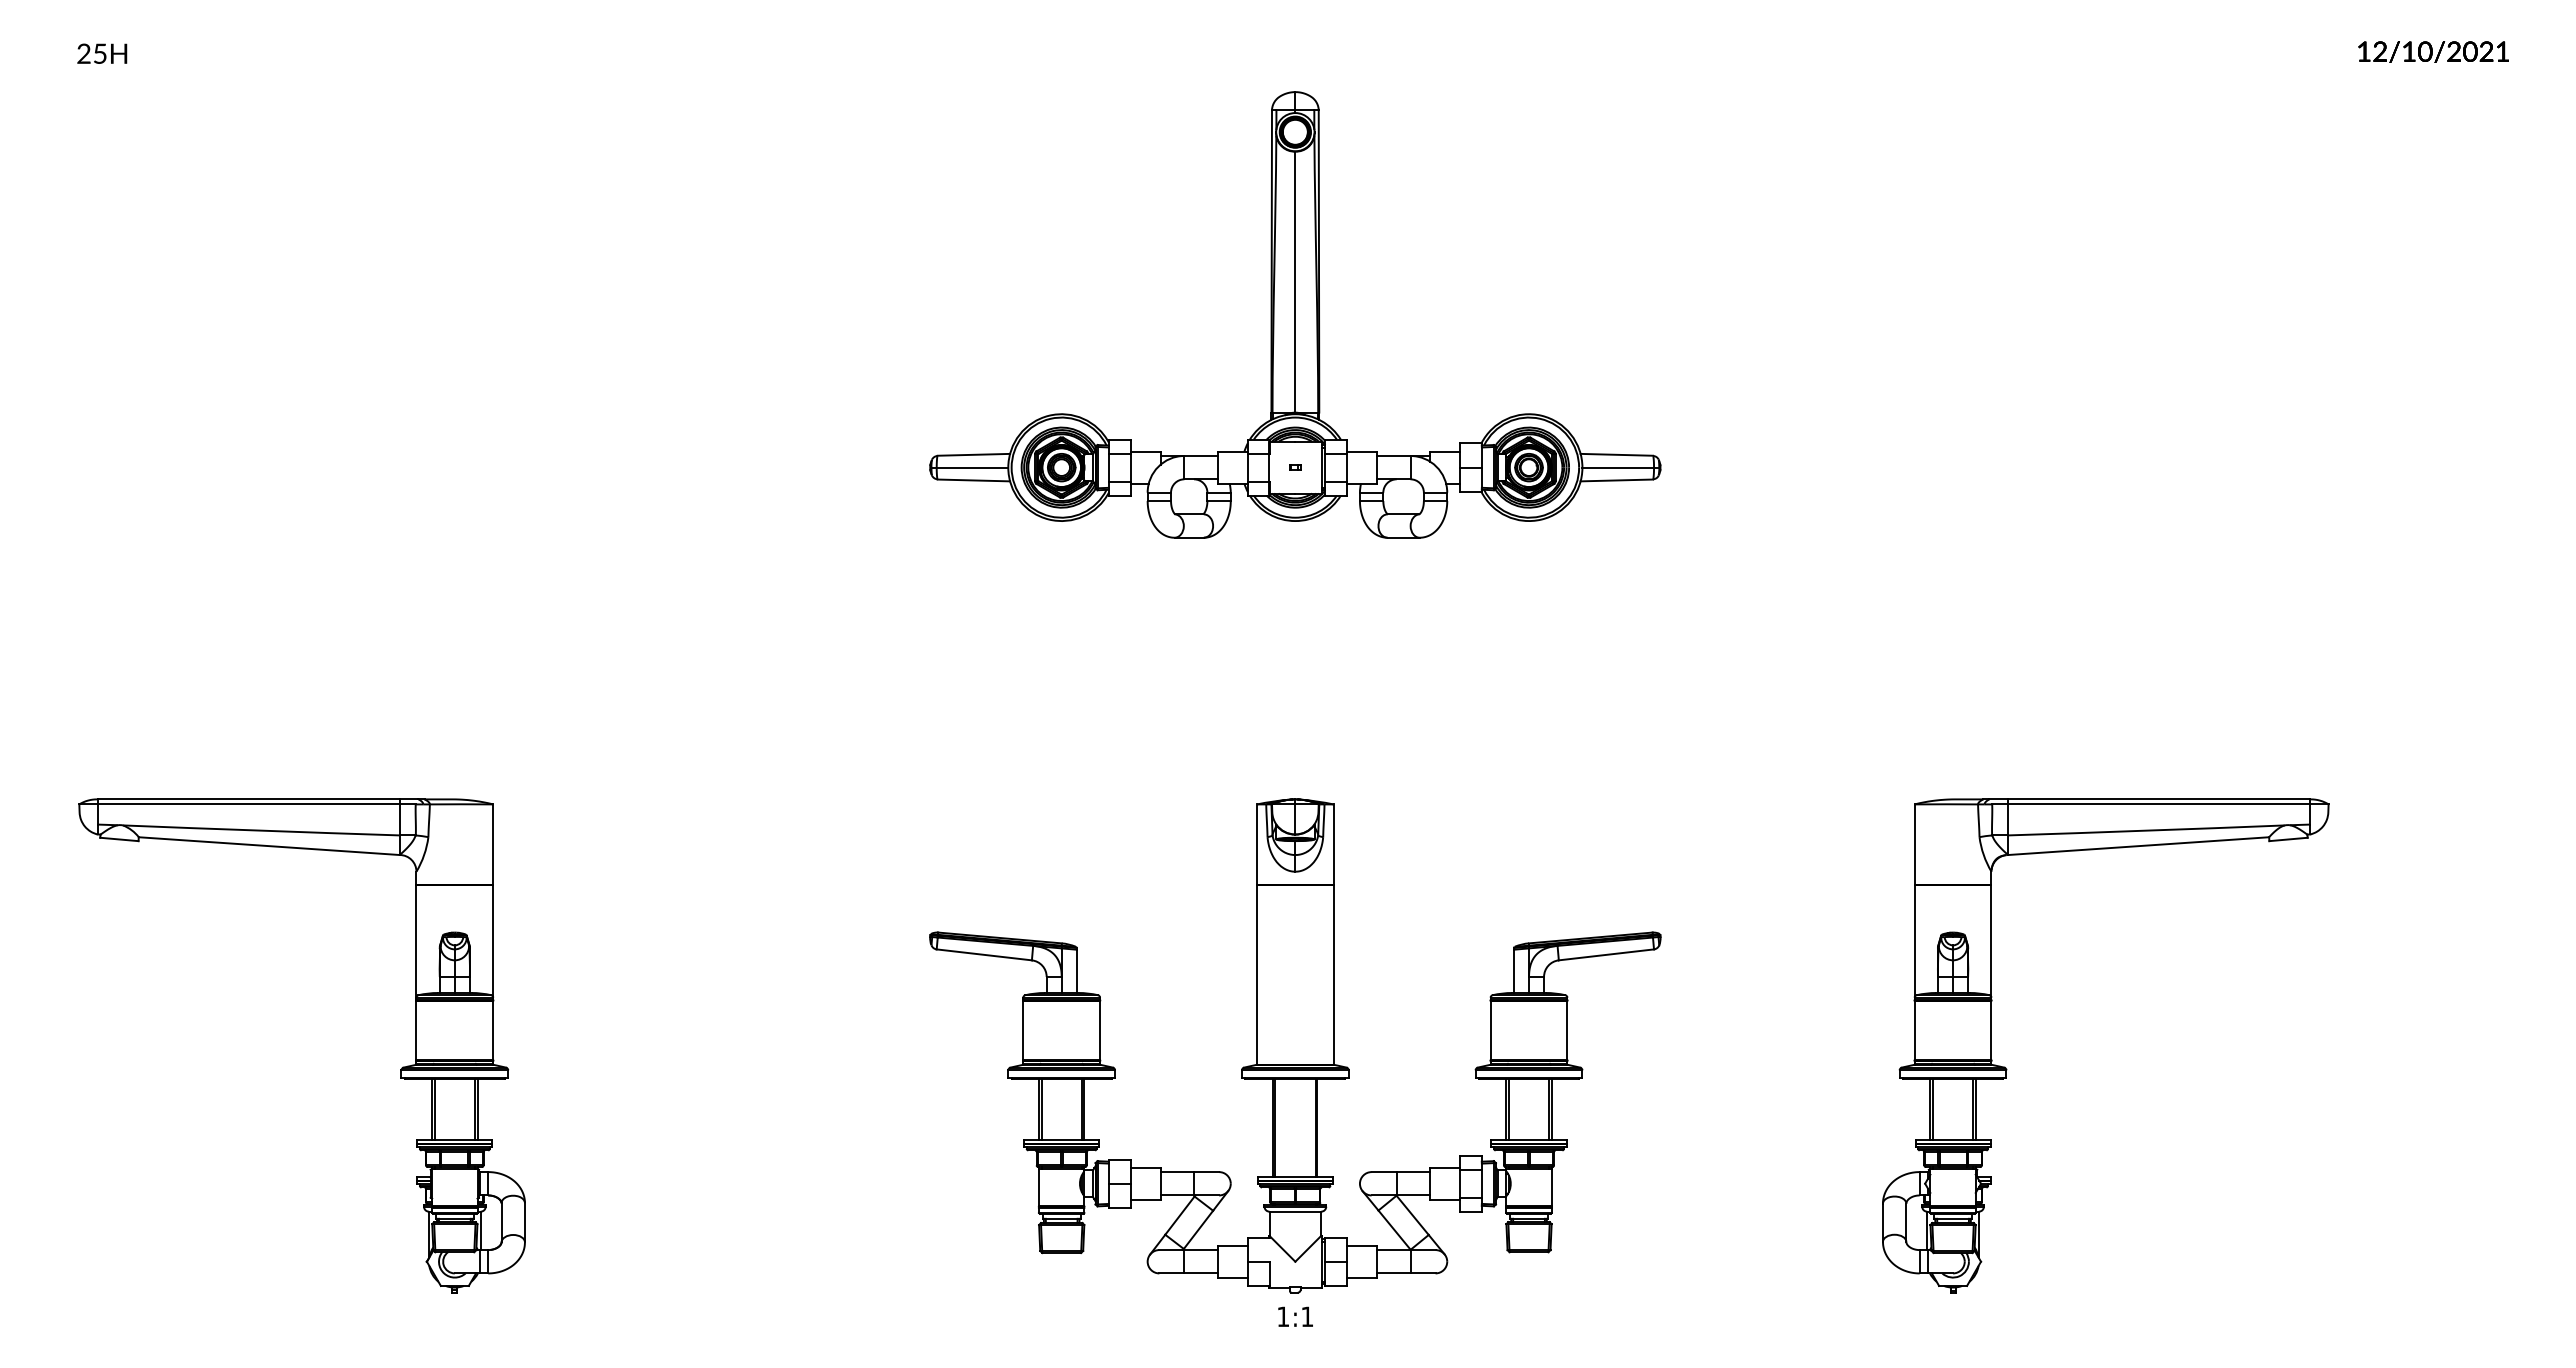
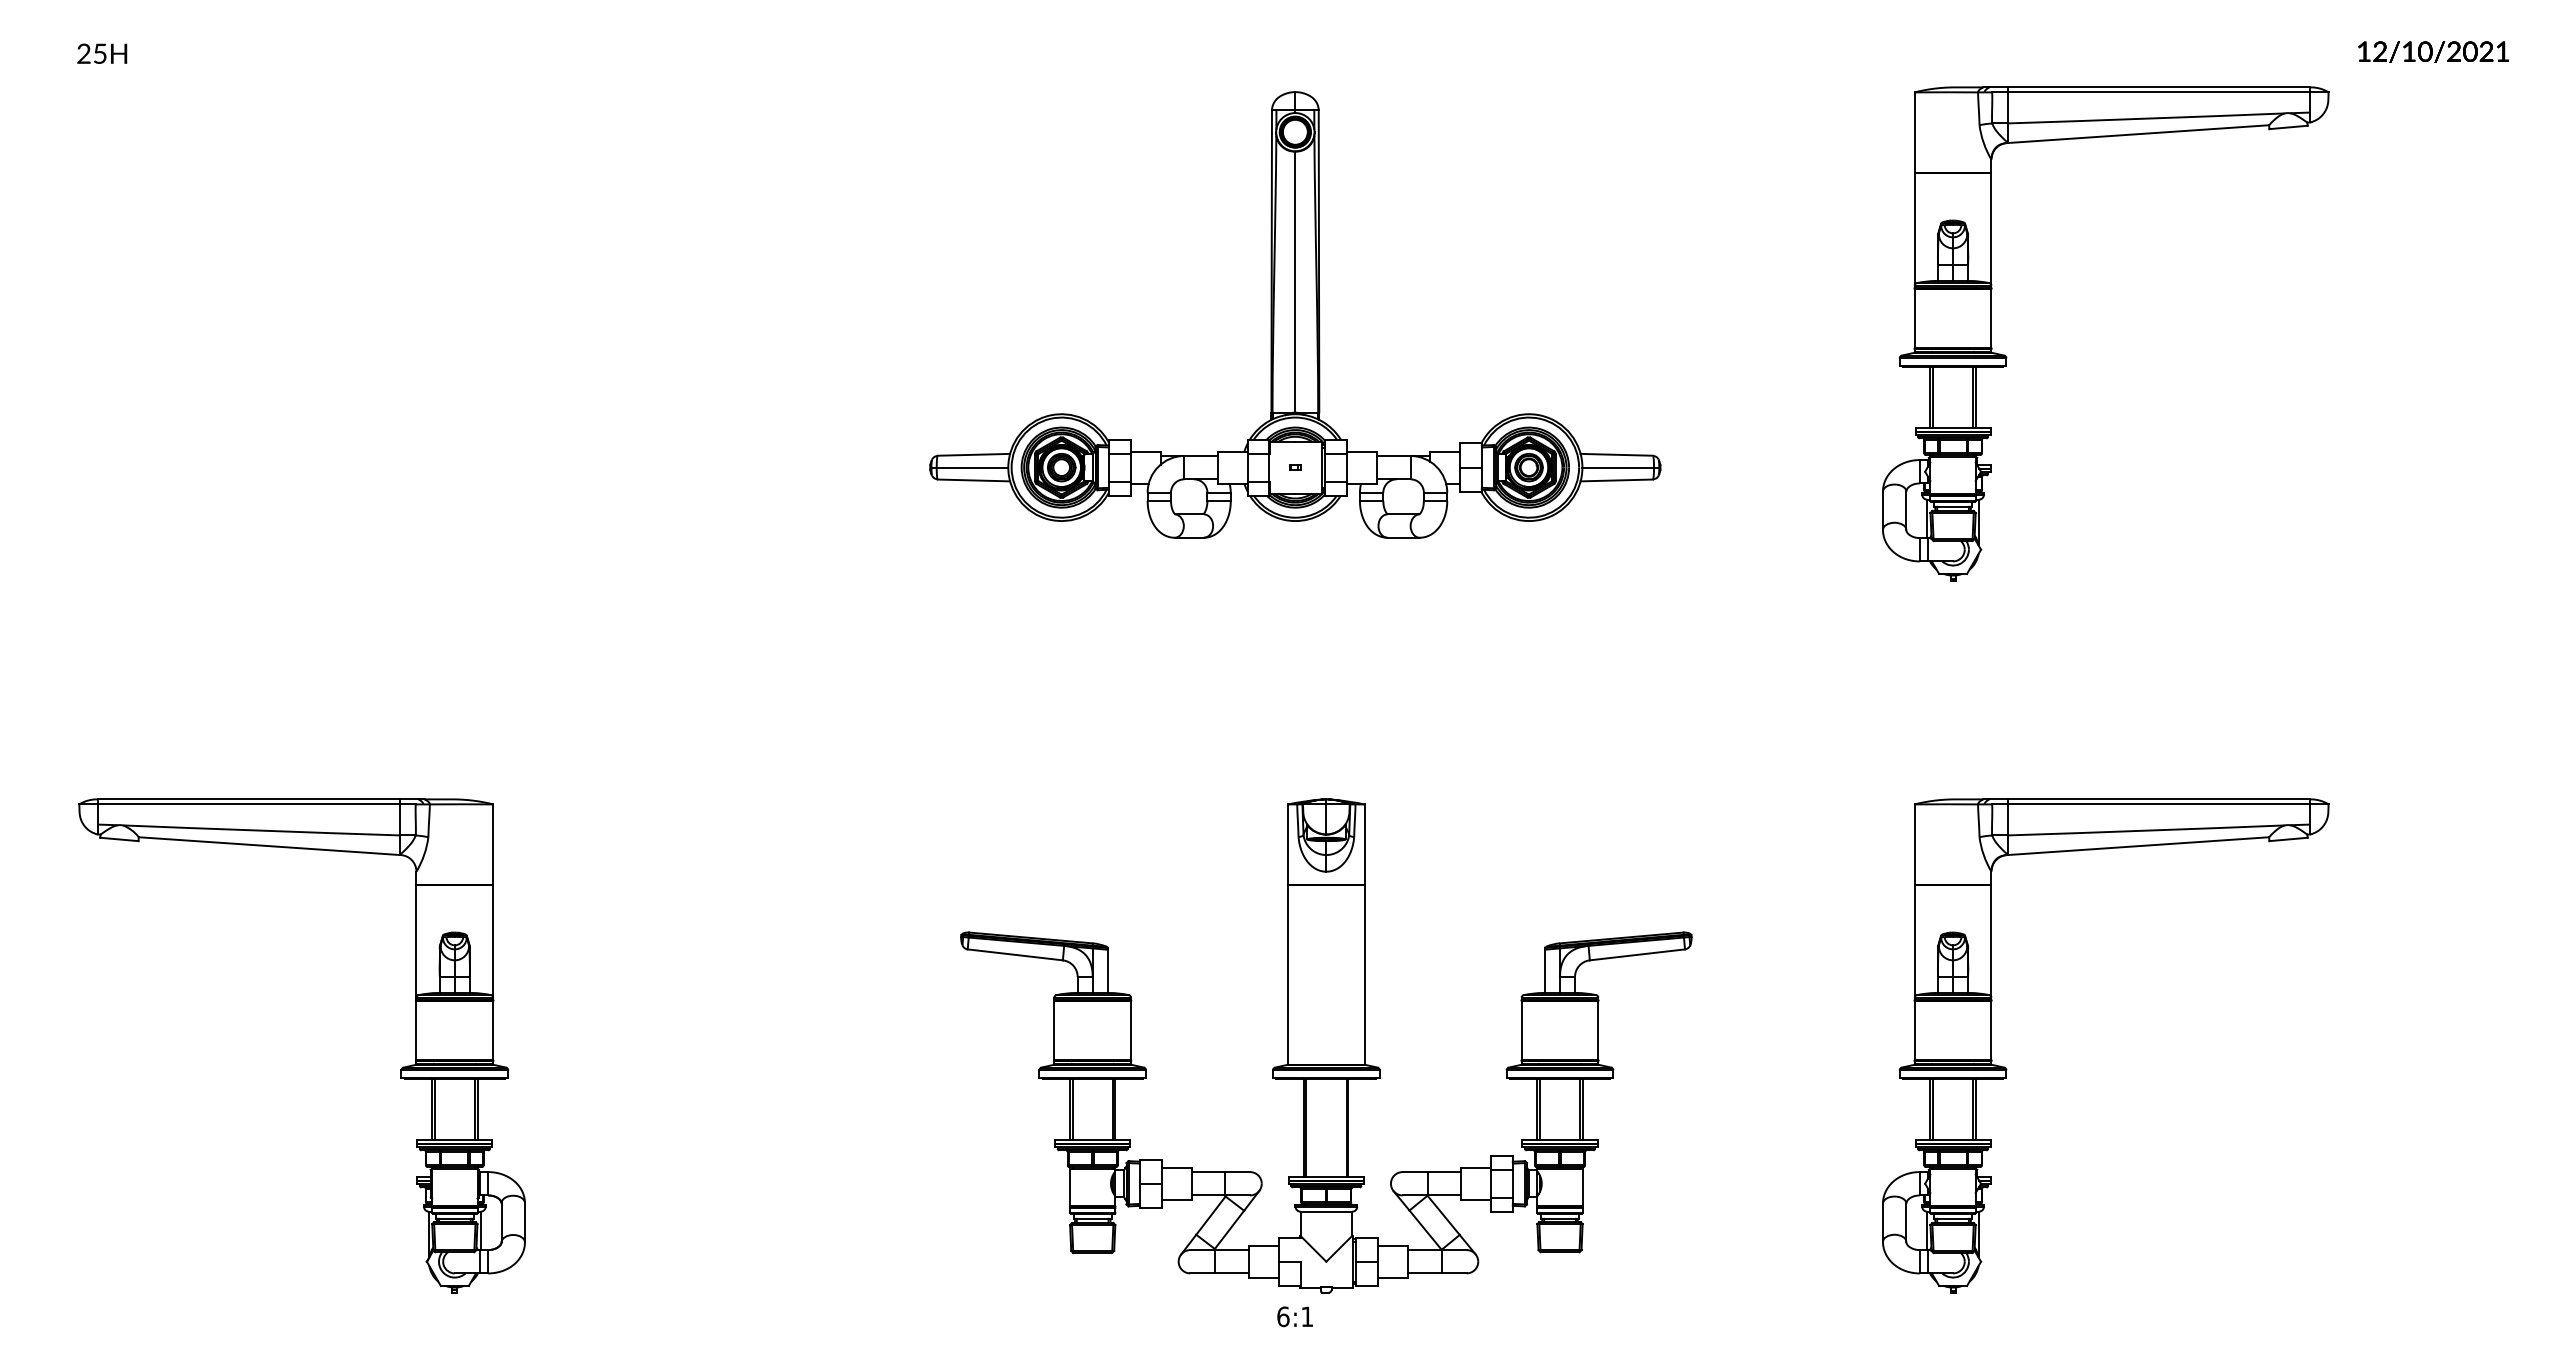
part: none -> present (2007, 357)
part position: (1295, 1045) -> (1326, 1045) (1326, 1045)
text: 1:1 -> 6:1 (1283, 1316)
